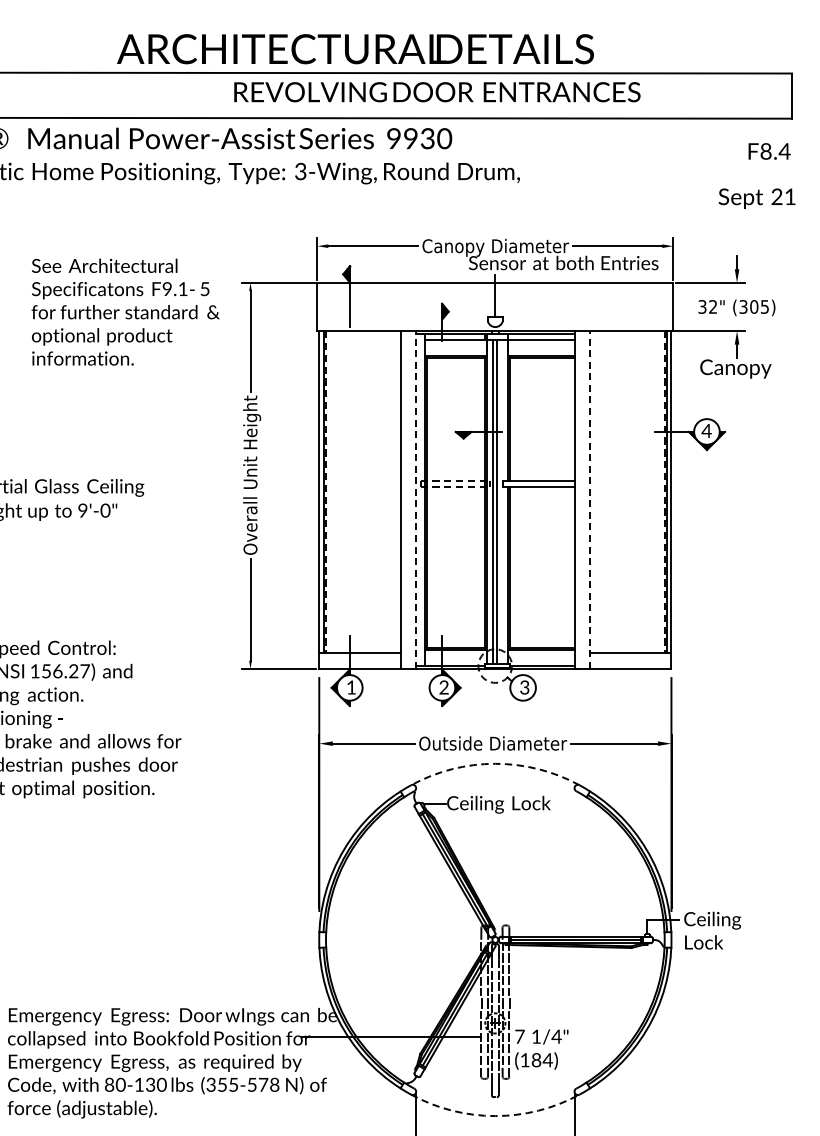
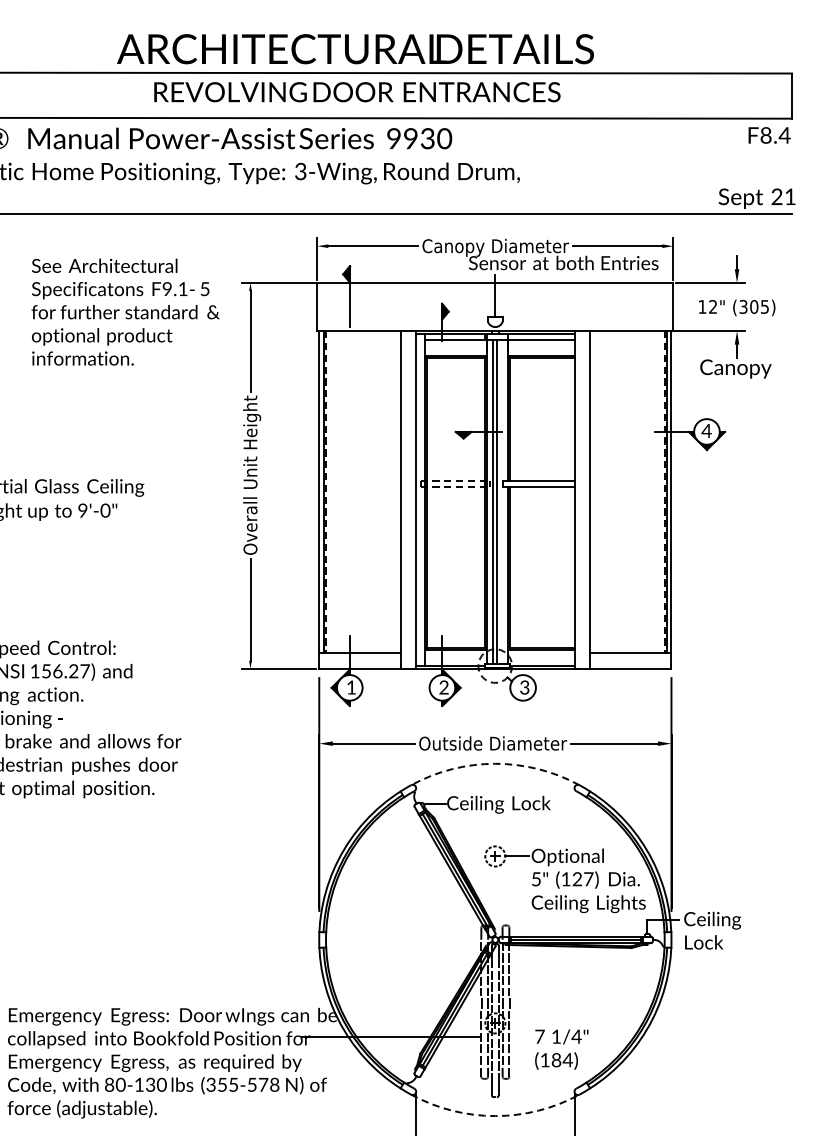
text position: (437, 92) -> (357, 92) (357, 92)
text position: (769, 151) -> (769, 135) (769, 135)
line: none -> present (396, 213)
text: 32" -> 12" (702, 306)
line: dashed -> solid (416, 500)
line: dashed -> solid (590, 500)
part: none -> present (564, 879)
text position: (541, 1049) -> (561, 1049) (561, 1049)
